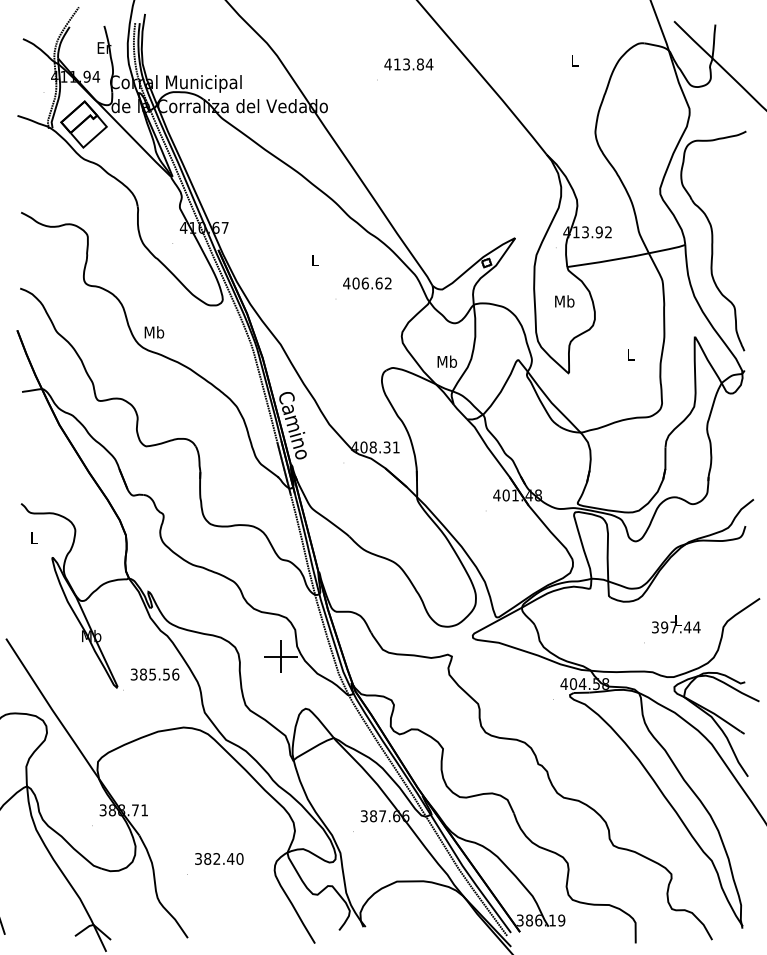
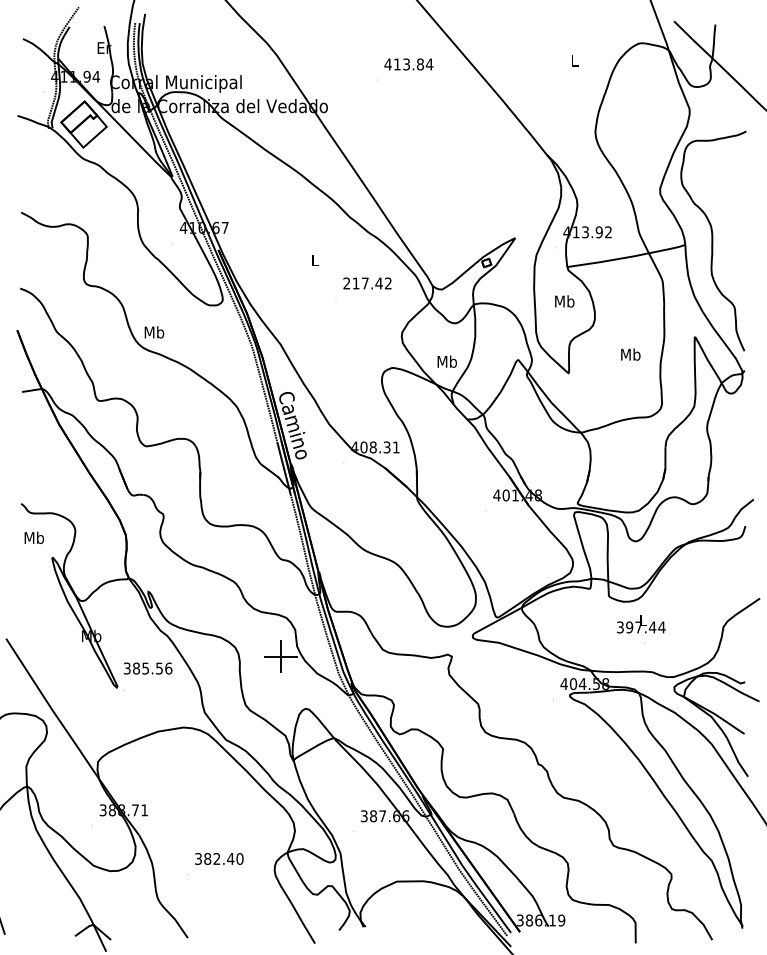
text: 406.62 -> 217.42 (362, 283)
text: L -> Mb (630, 354)
text: L -> Mb (34, 537)
text position: (676, 624) -> (641, 624) (641, 624)
text position: (154, 674) -> (147, 668) (147, 668)
